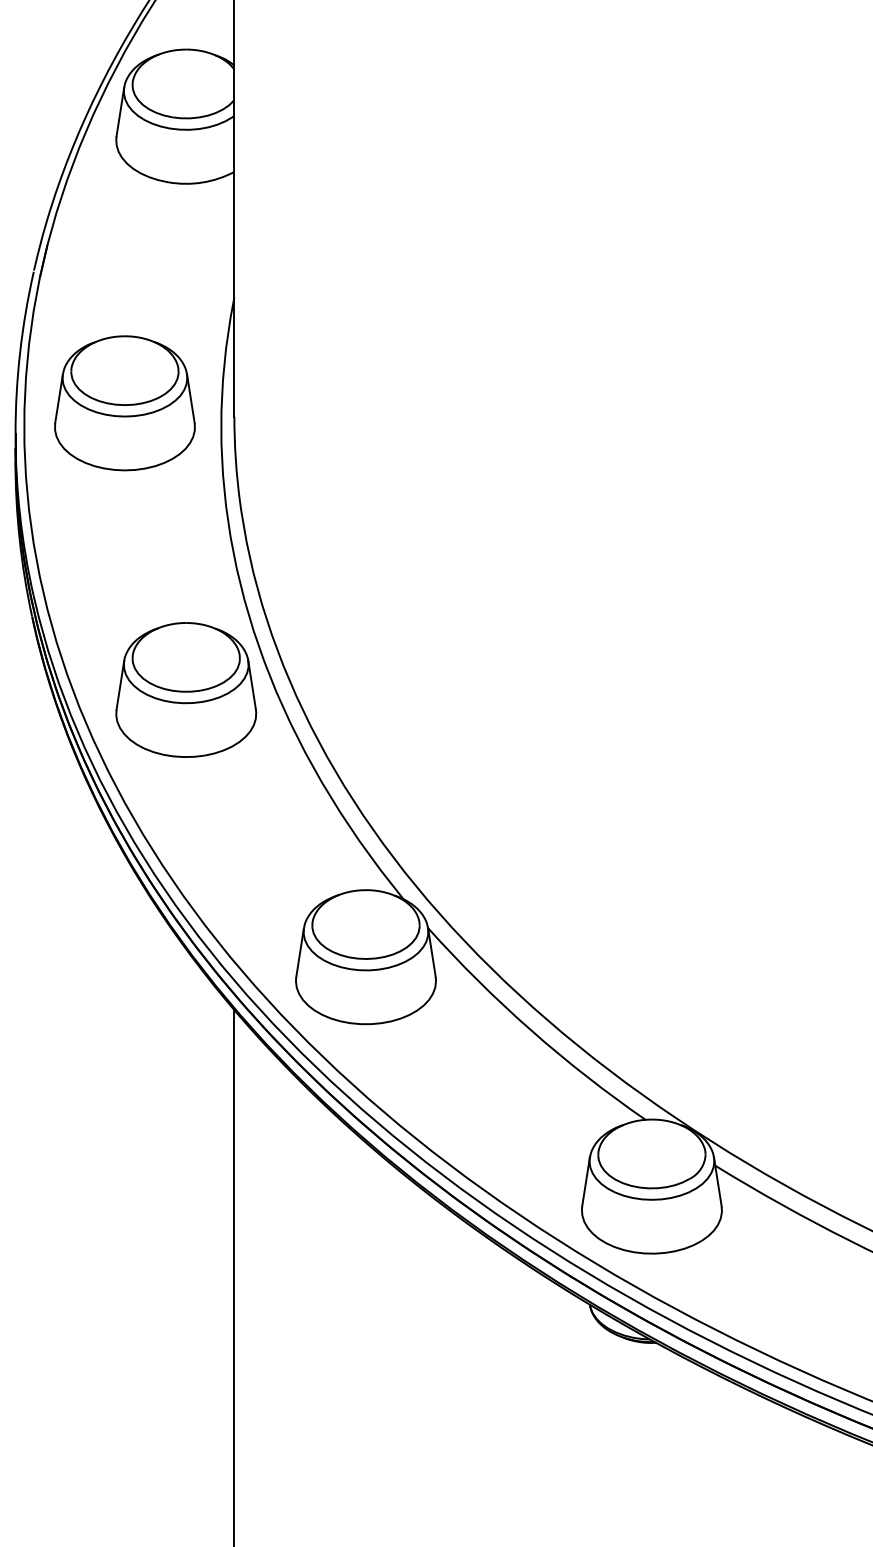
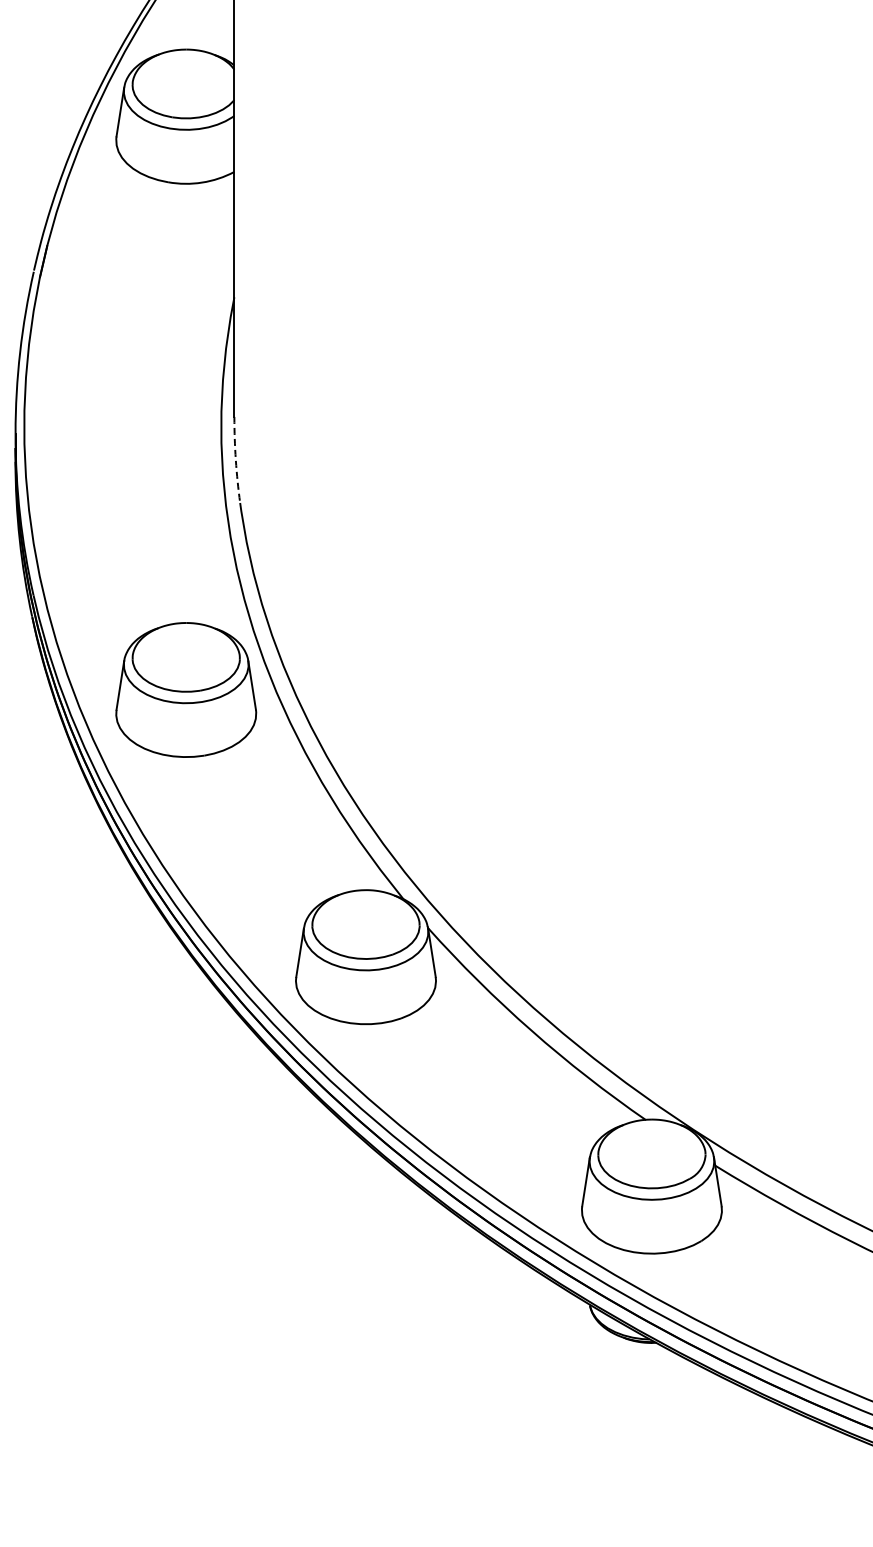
part: present -> none (124, 403)
arc: solid -> dashed (235, 460)
line: present -> none (234, 1276)
